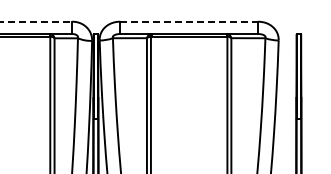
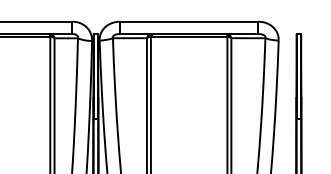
line: dashed -> solid (36, 21)
line: dashed -> solid (189, 21)
